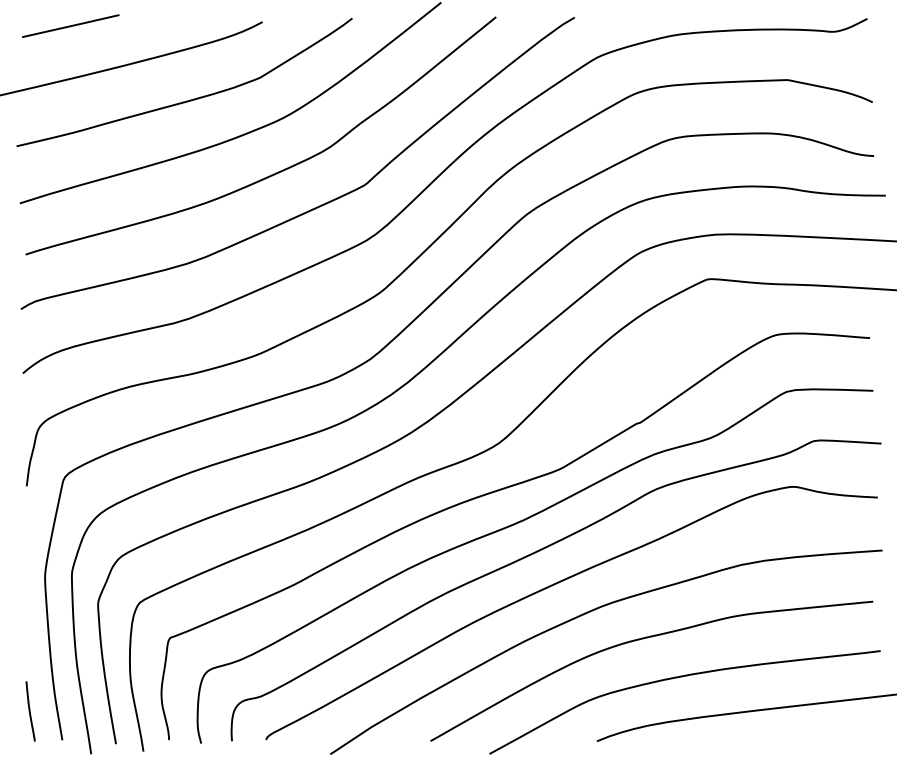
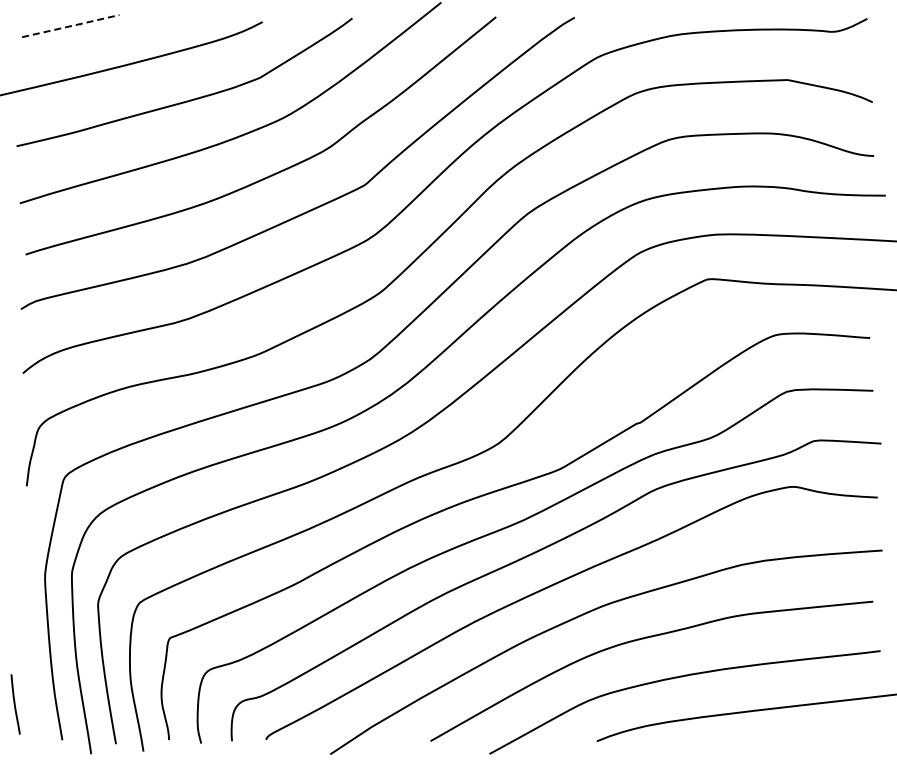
line: solid -> dashed (72, 25)
line position: (30, 711) -> (15, 704) (15, 704)
